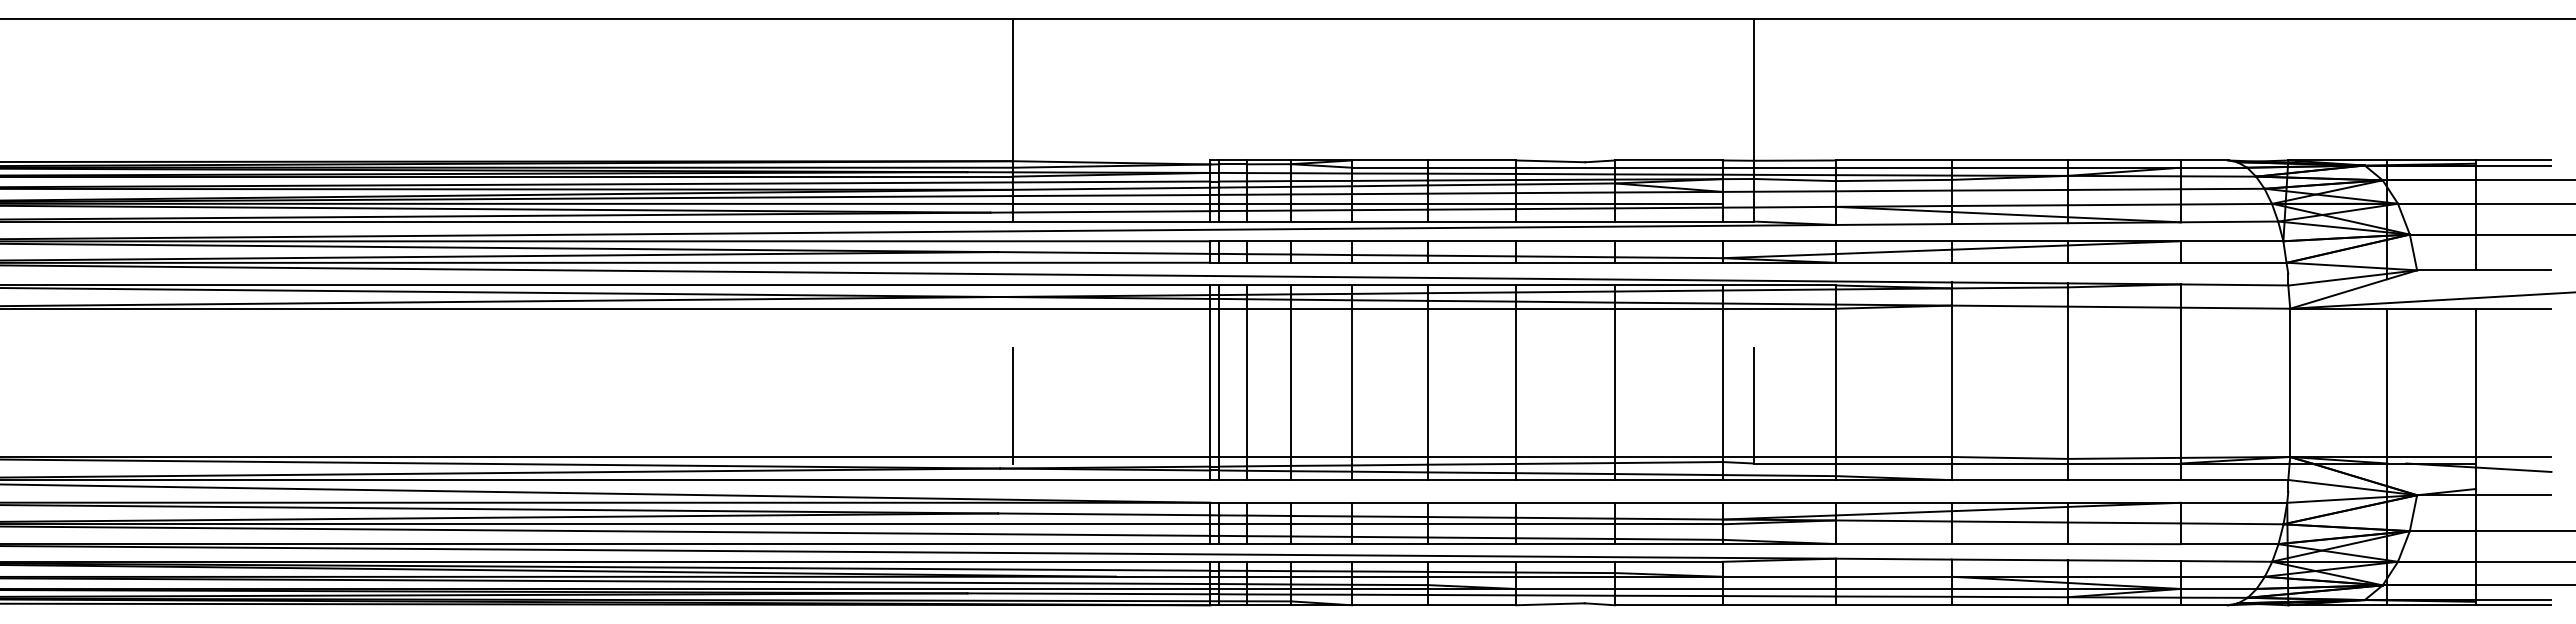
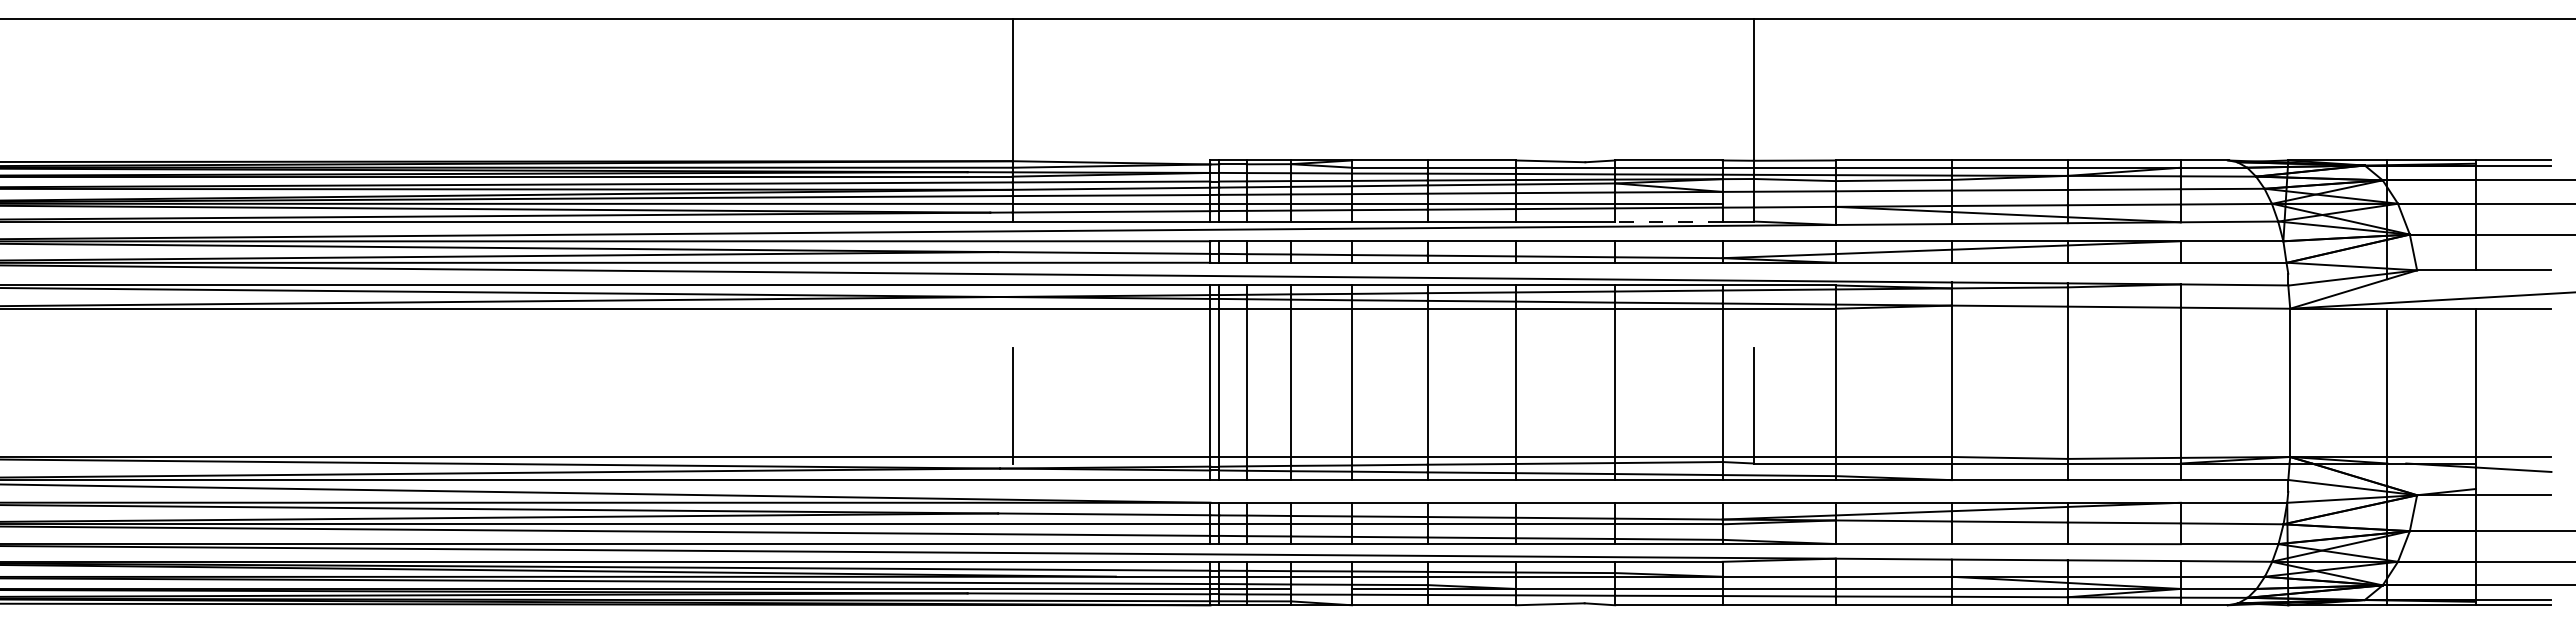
line: solid -> dashed (1668, 221)
line: present -> none (1321, 588)
